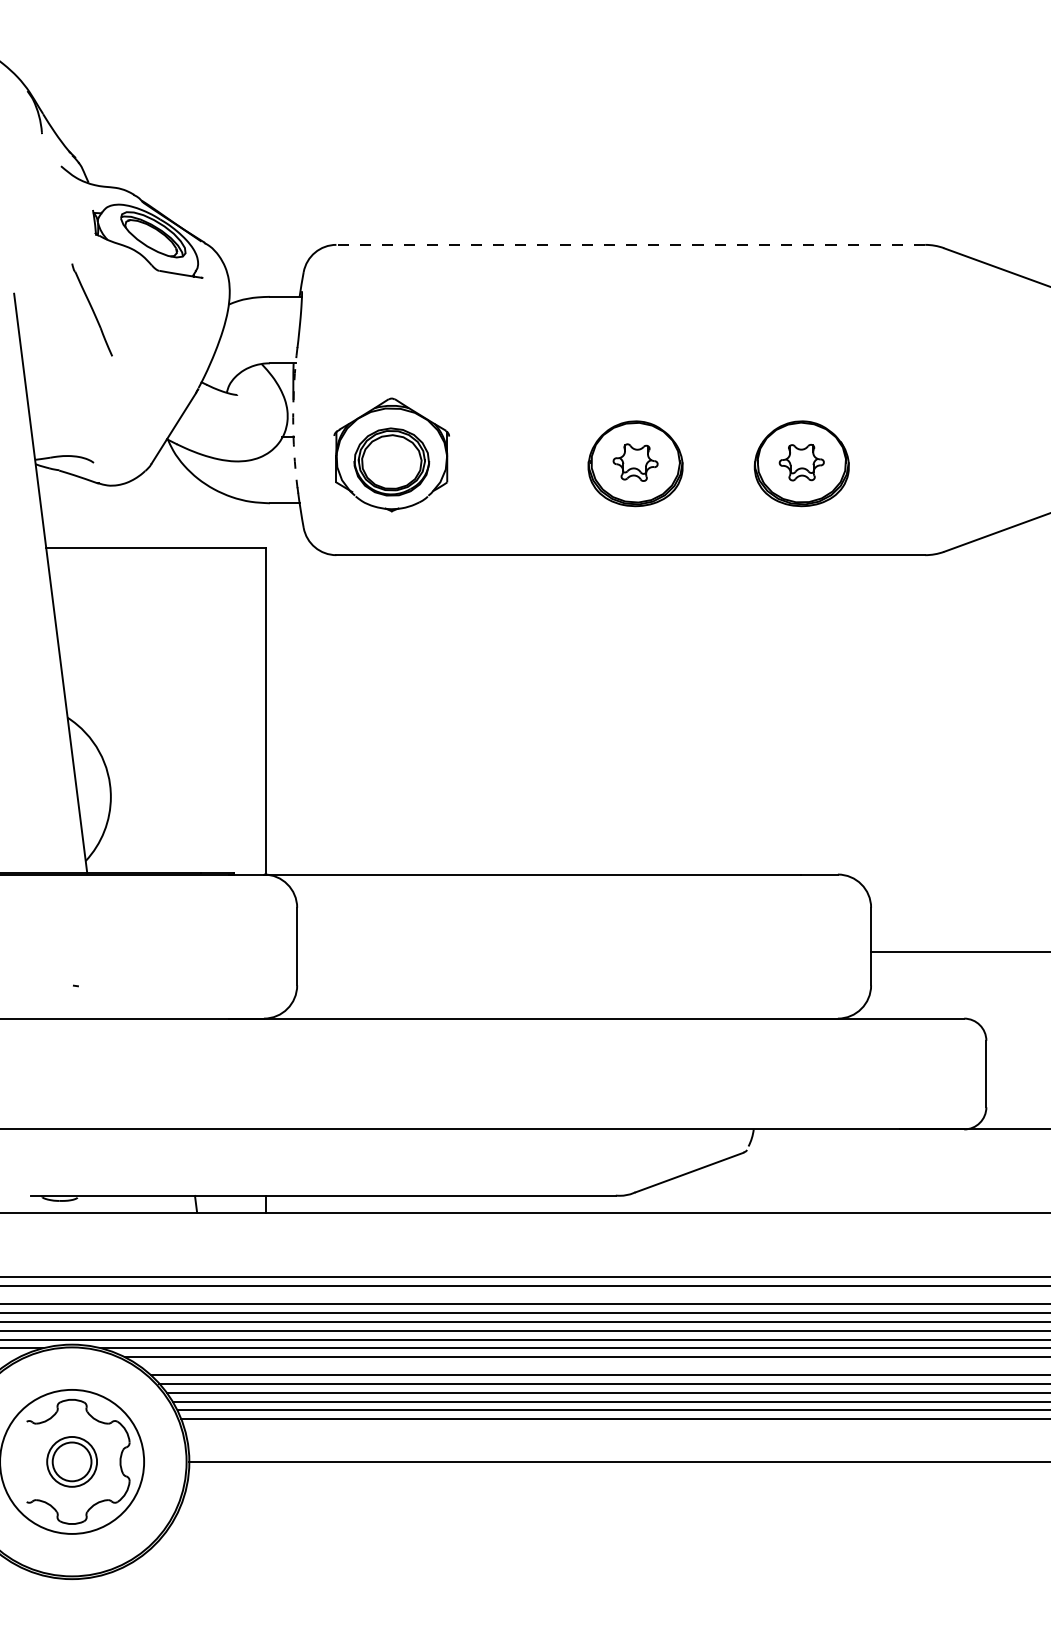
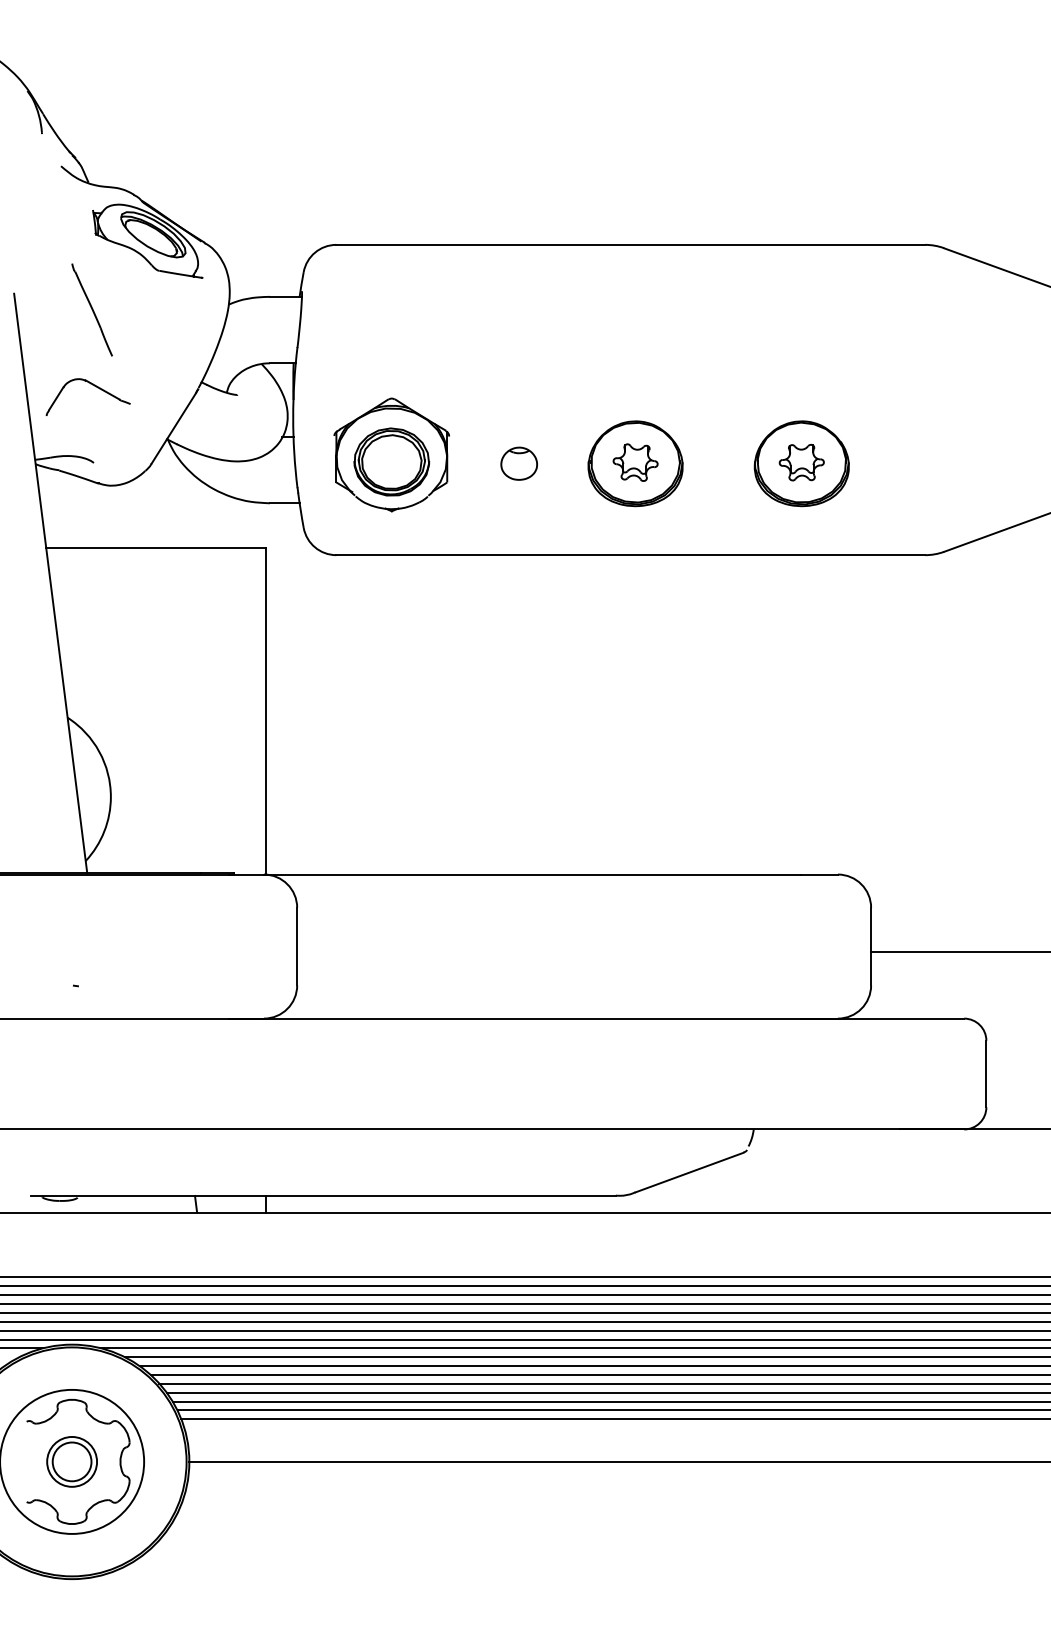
line: dashed -> solid (630, 244)
part: none -> present (92, 385)
arc: dashed -> solid (293, 417)
part: none -> present (518, 463)
line: none -> present (524, 1295)
line: none -> present (593, 1366)
